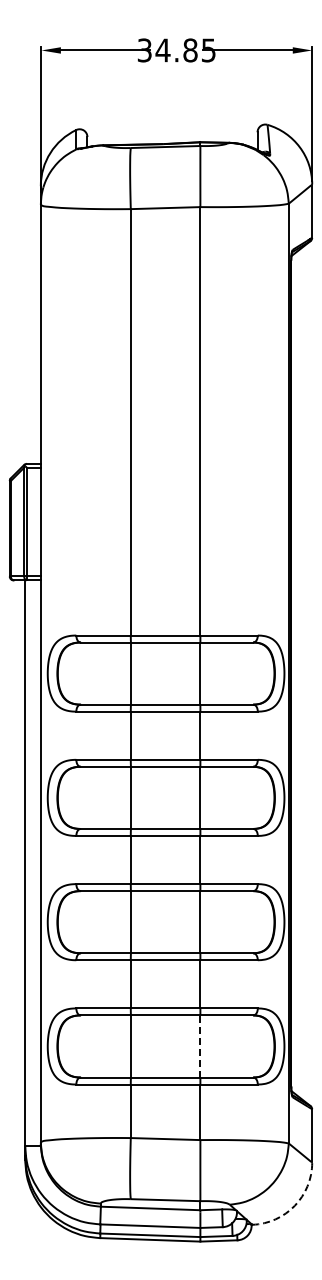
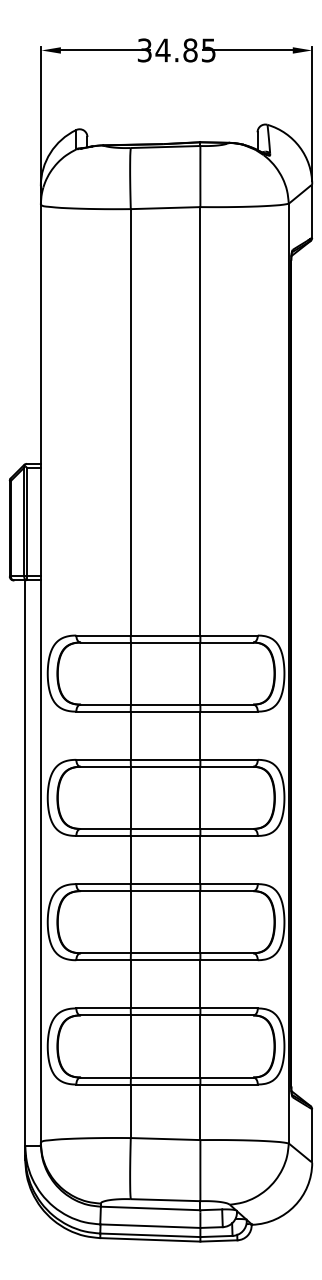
line: dashed -> solid (200, 1045)
arc: dashed -> solid (294, 1205)
